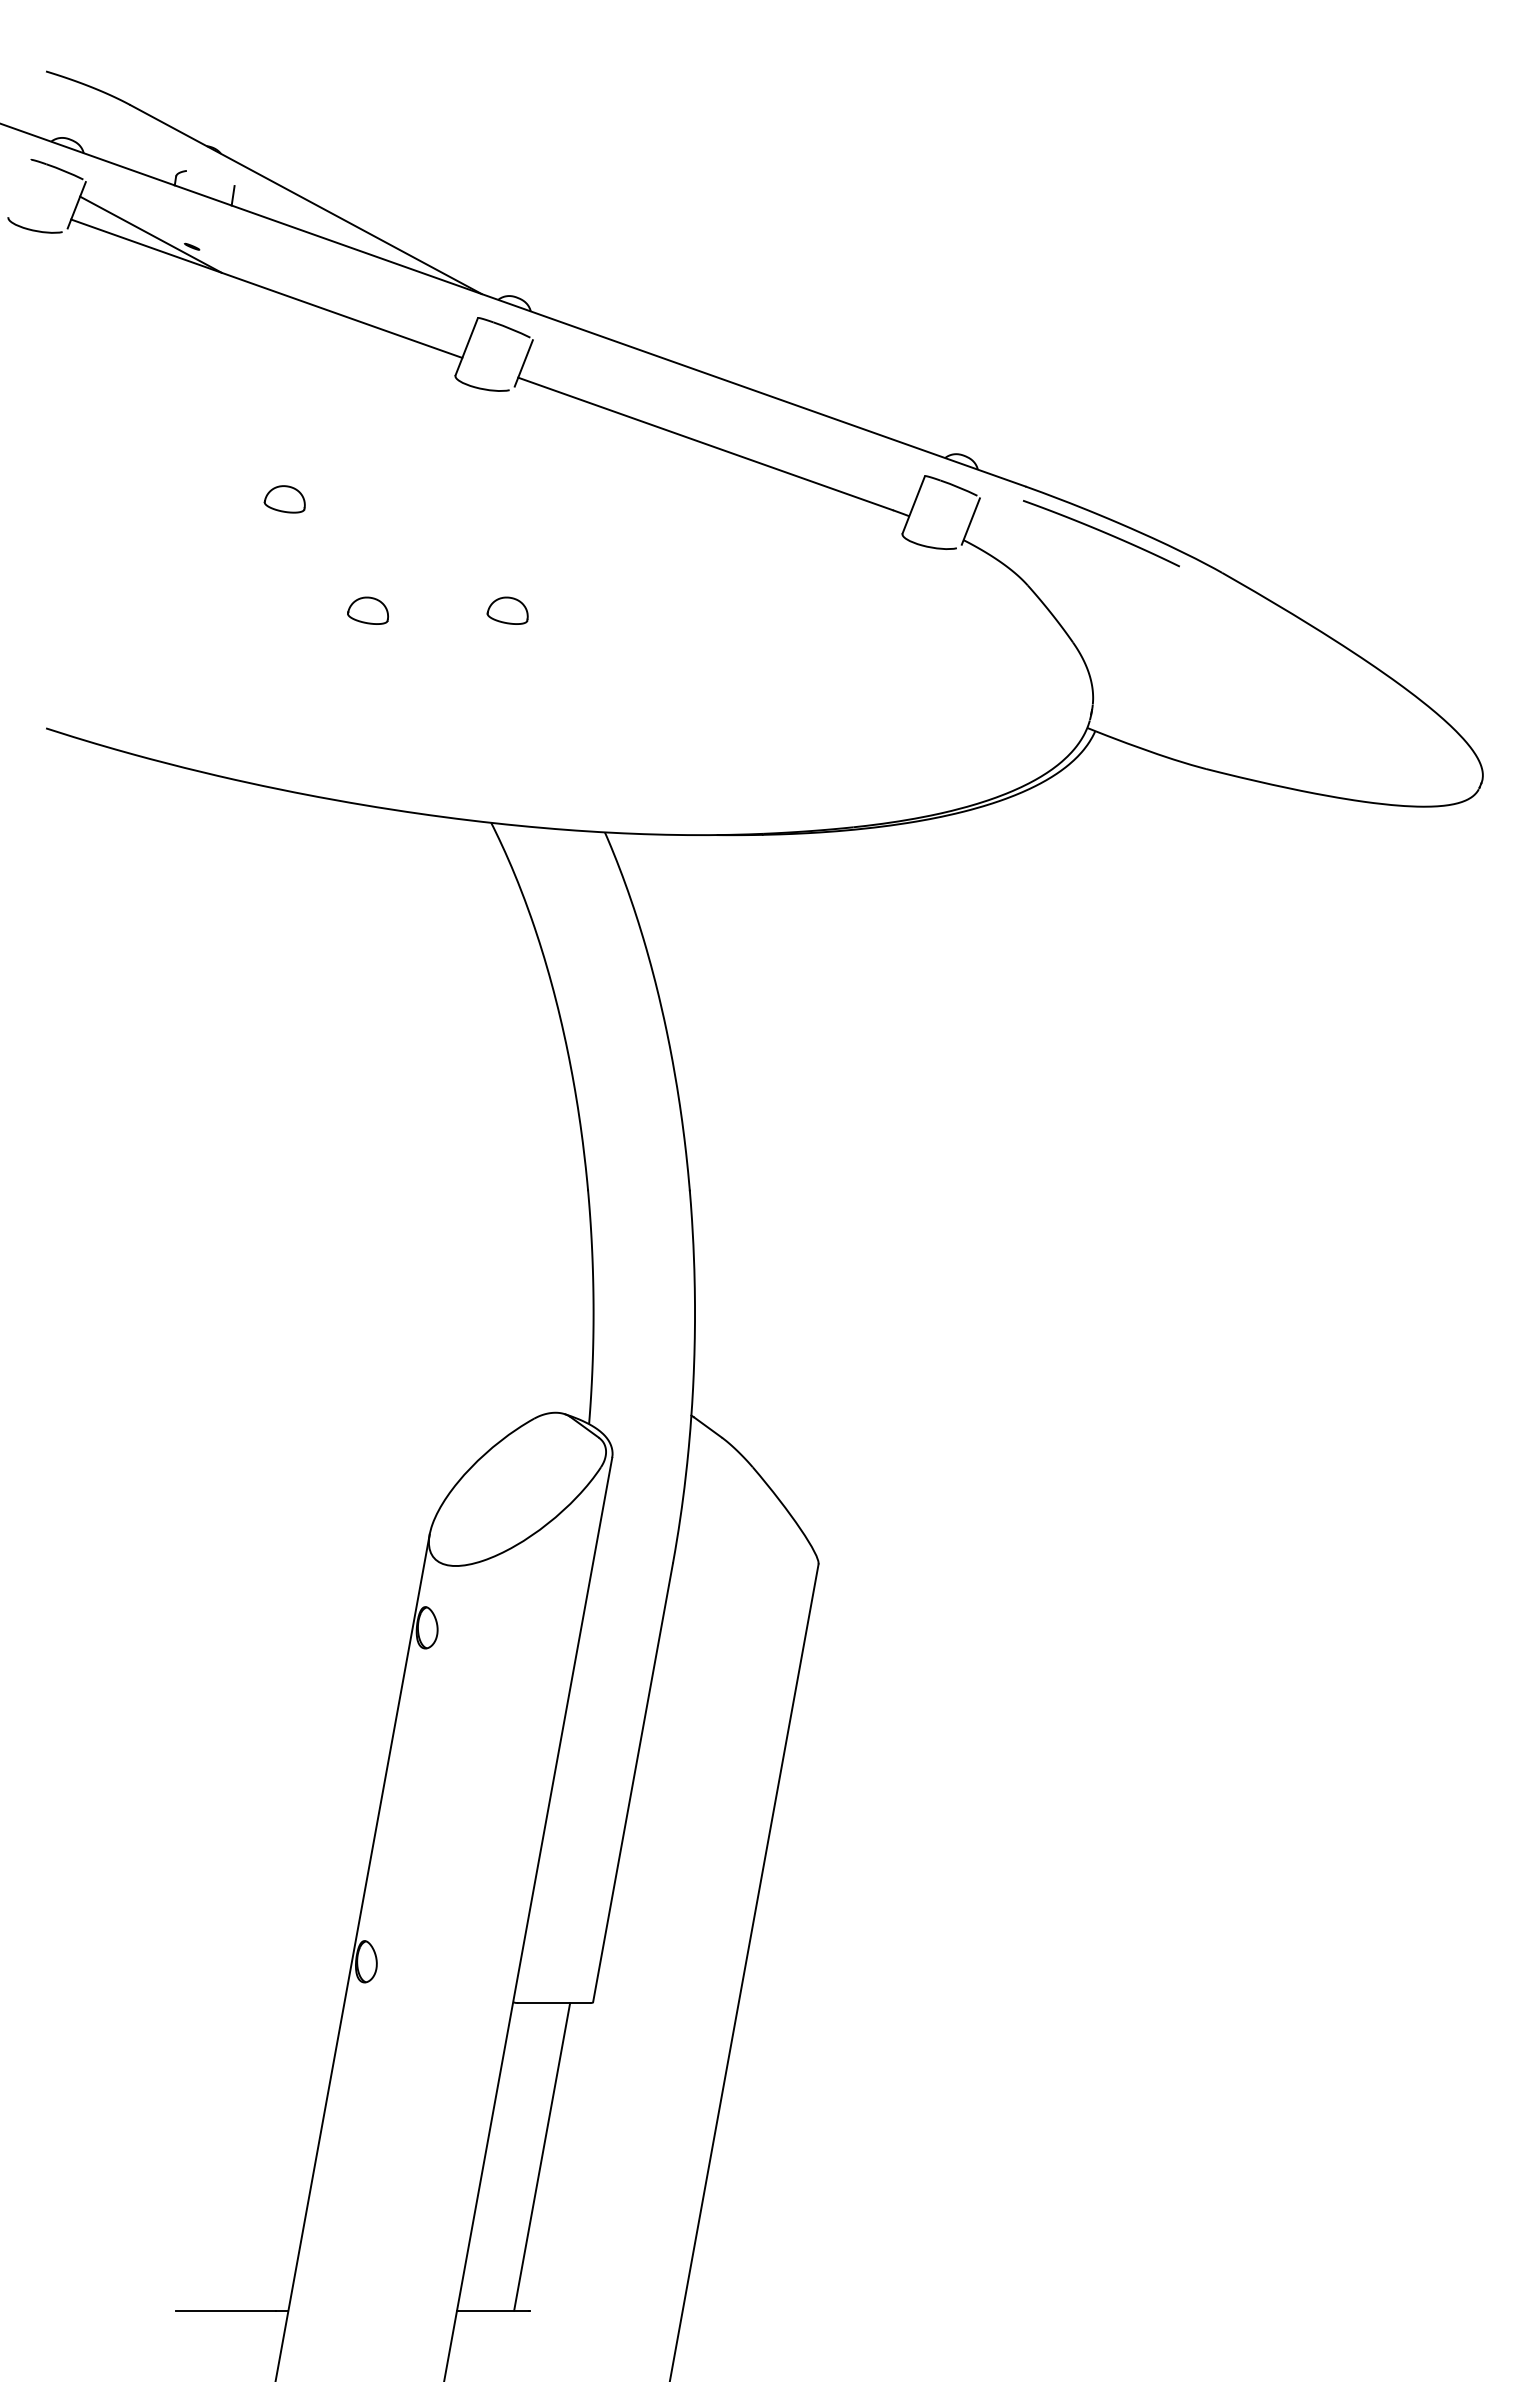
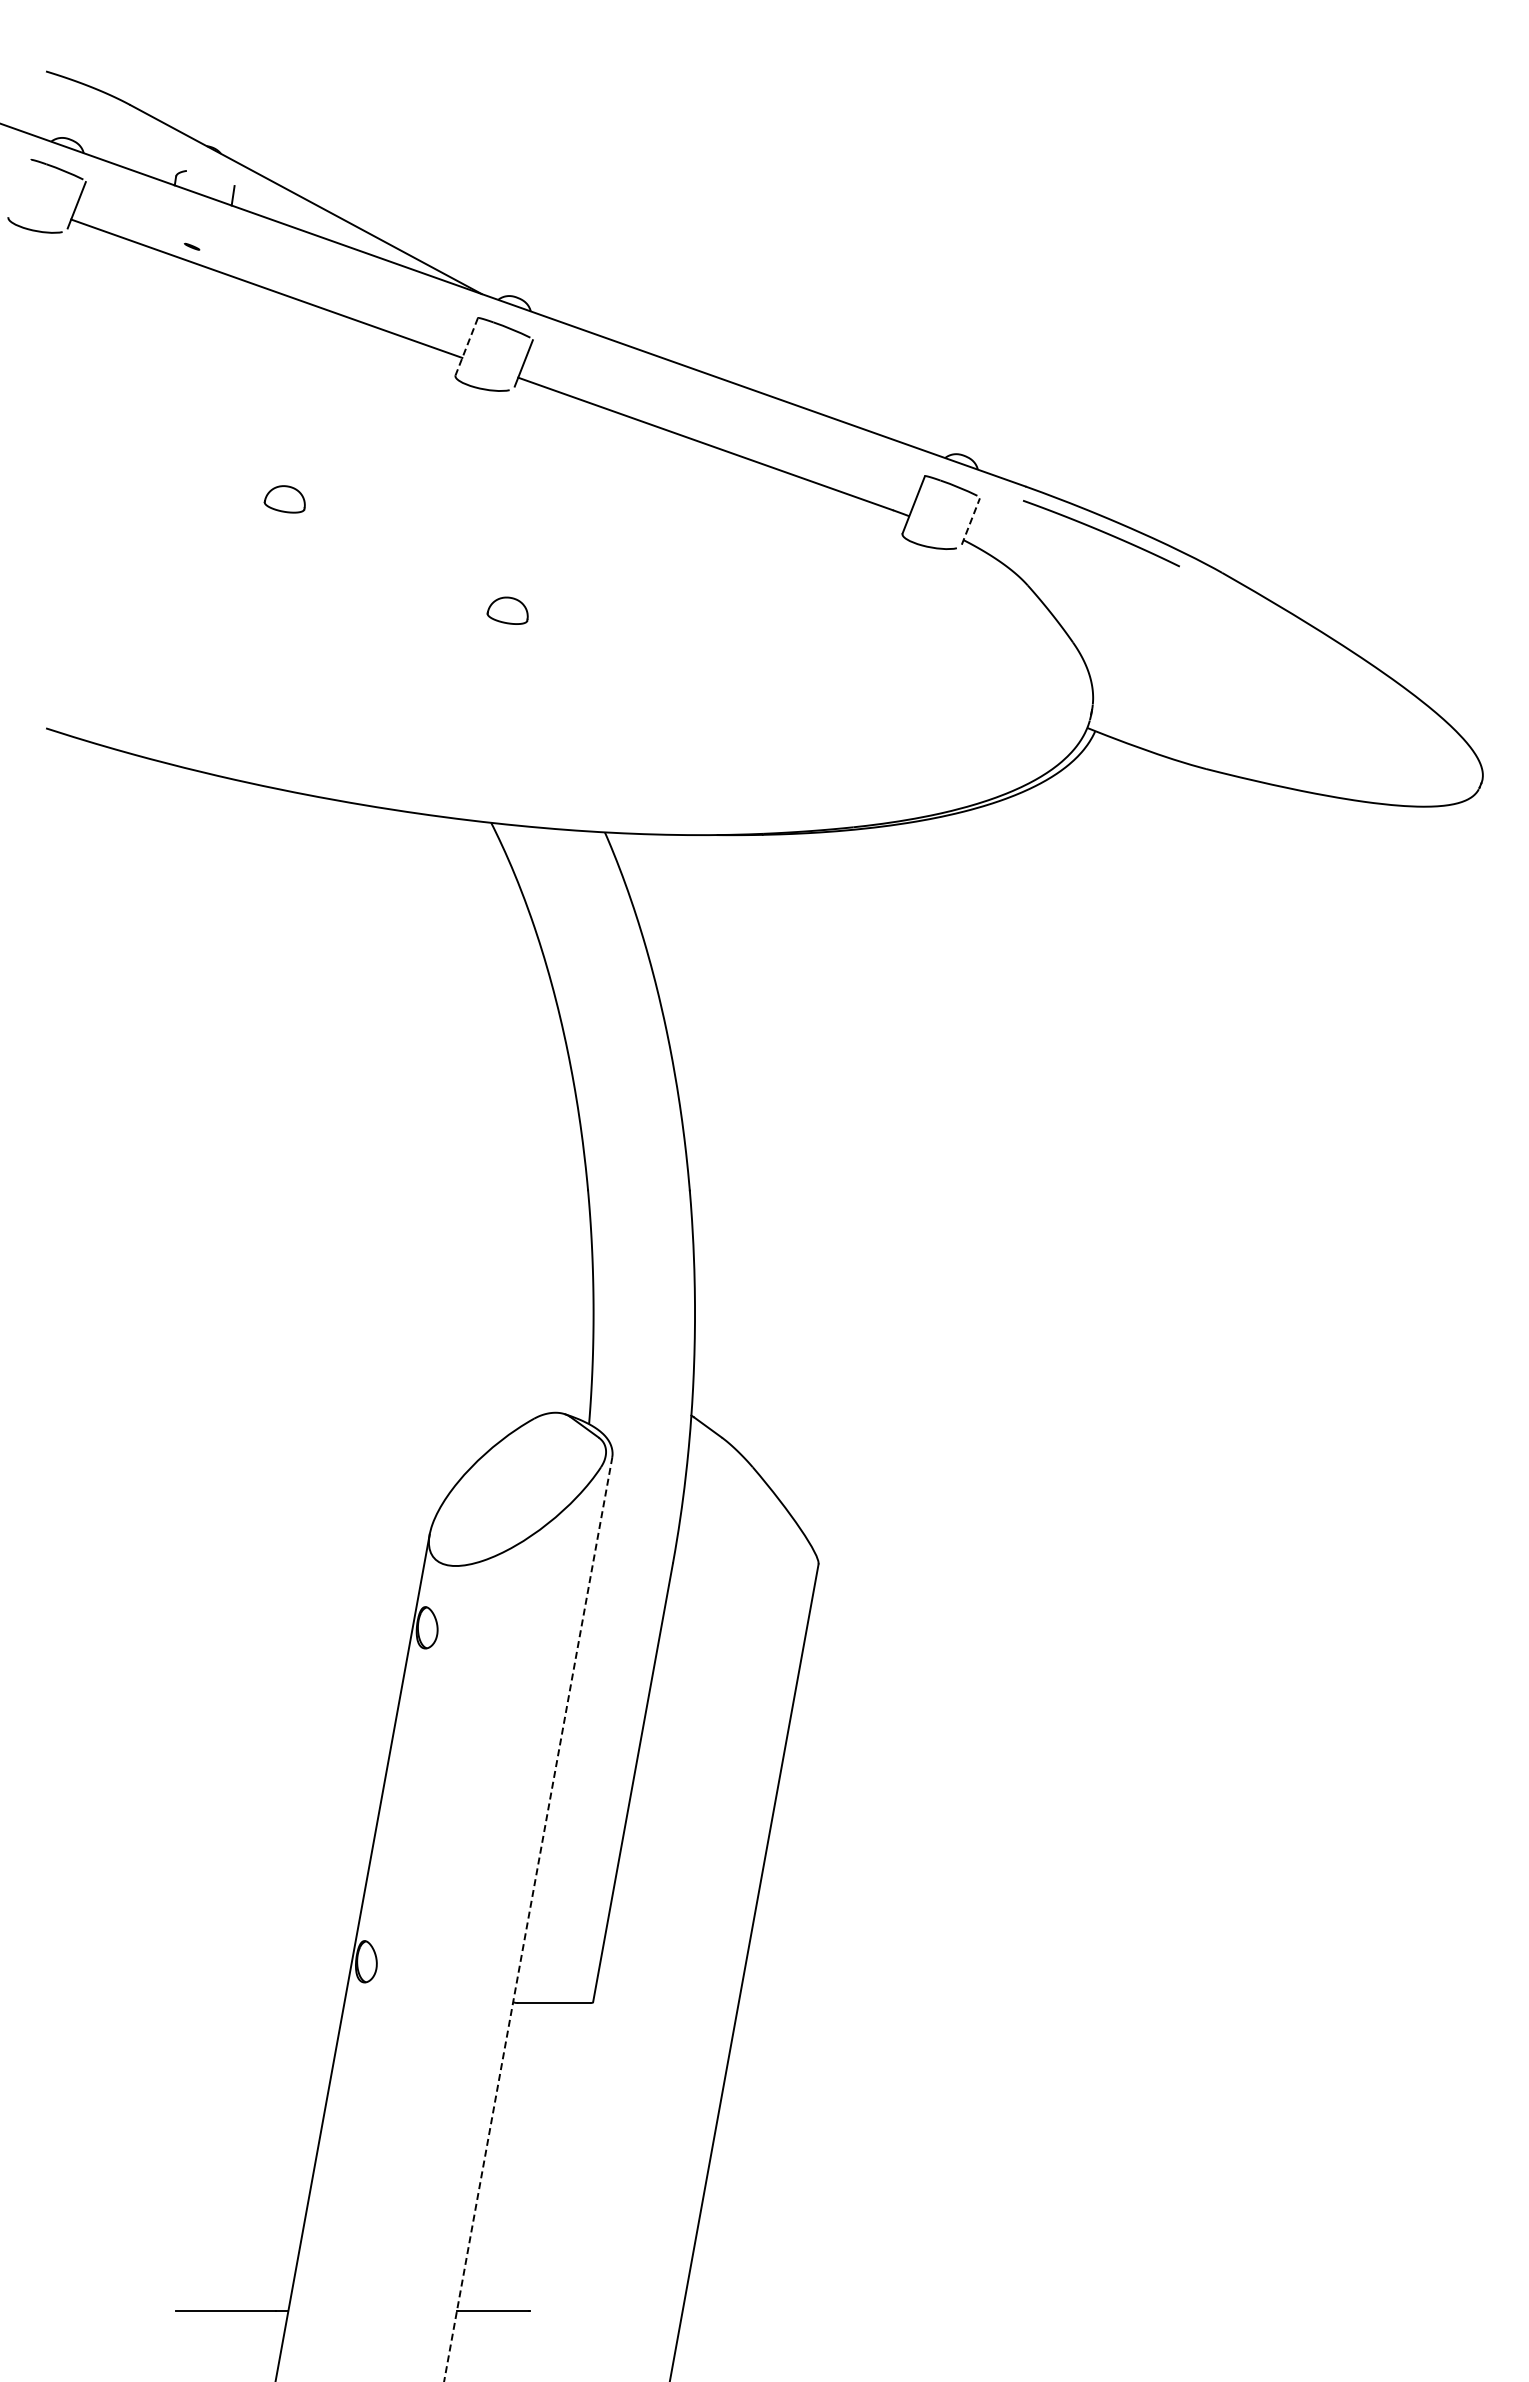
line: present -> none (150, 234)
line: solid -> dashed (466, 346)
line: solid -> dashed (970, 521)
part: present -> none (367, 610)
line: solid -> dashed (528, 1919)
line: present -> none (542, 2156)
